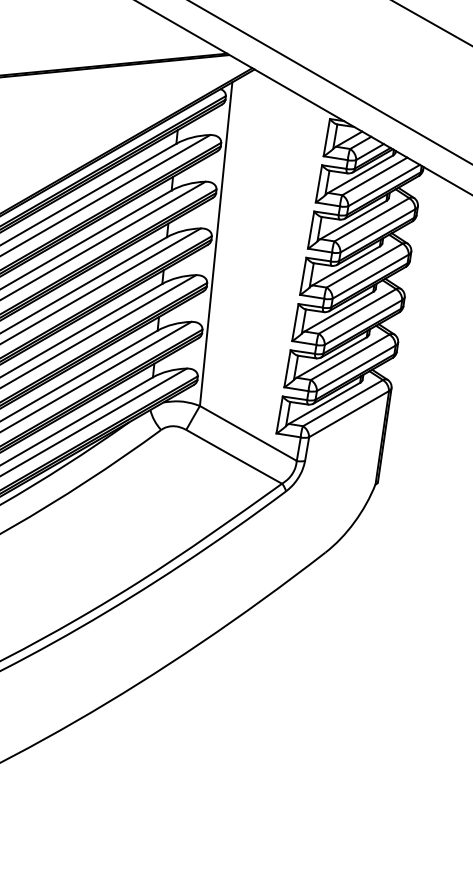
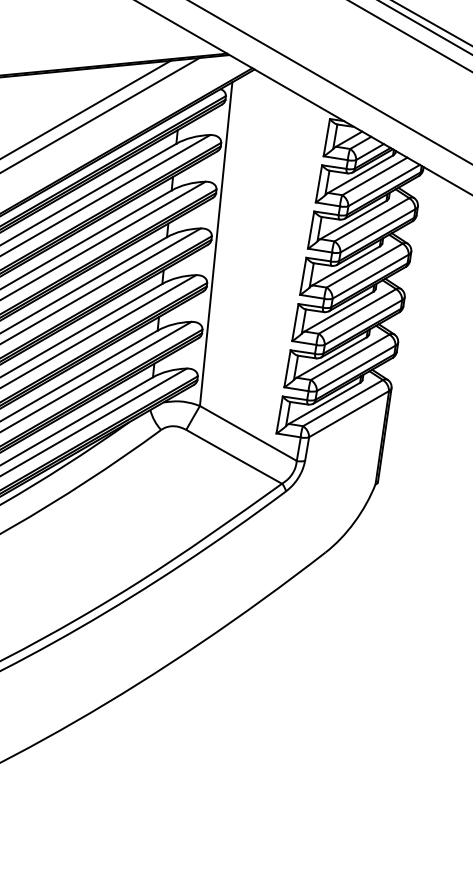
line: none -> present (425, 27)
line: none -> present (410, 36)
line: none -> present (86, 108)
line: none -> present (100, 115)
